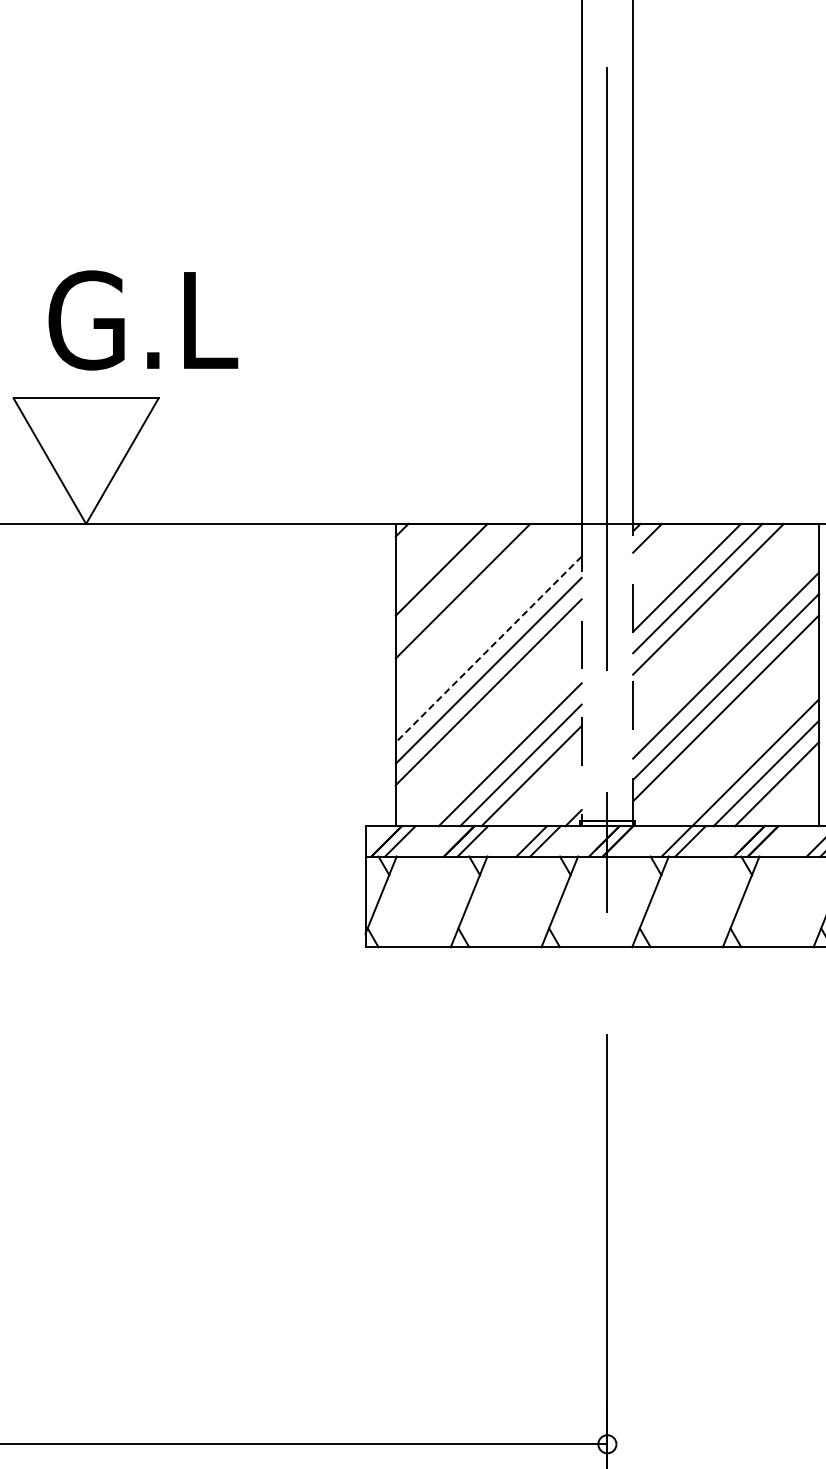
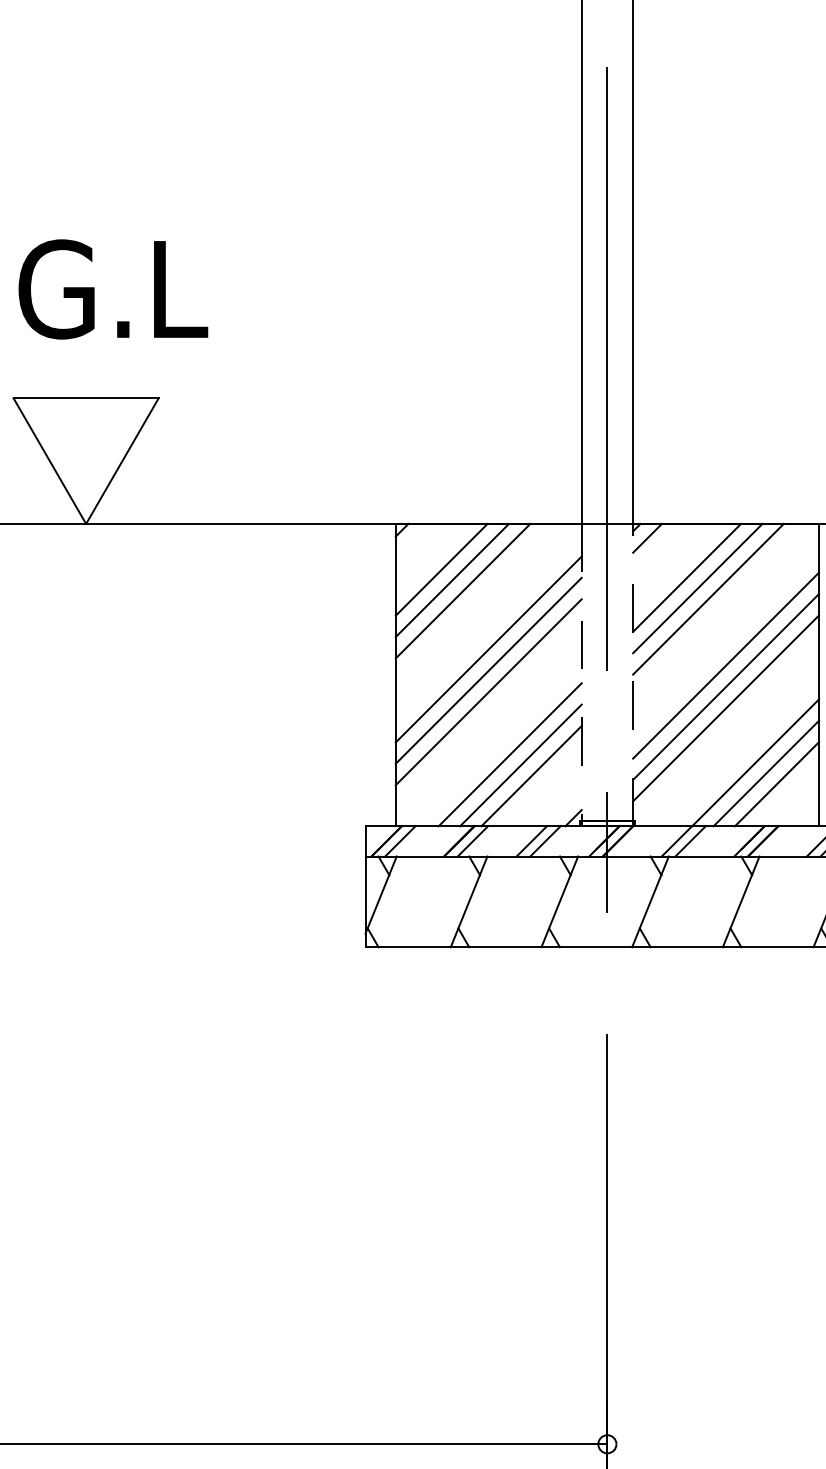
text position: (143, 320) -> (113, 289) (113, 289)
line: none -> present (451, 580)
line: dashed -> solid (488, 649)
